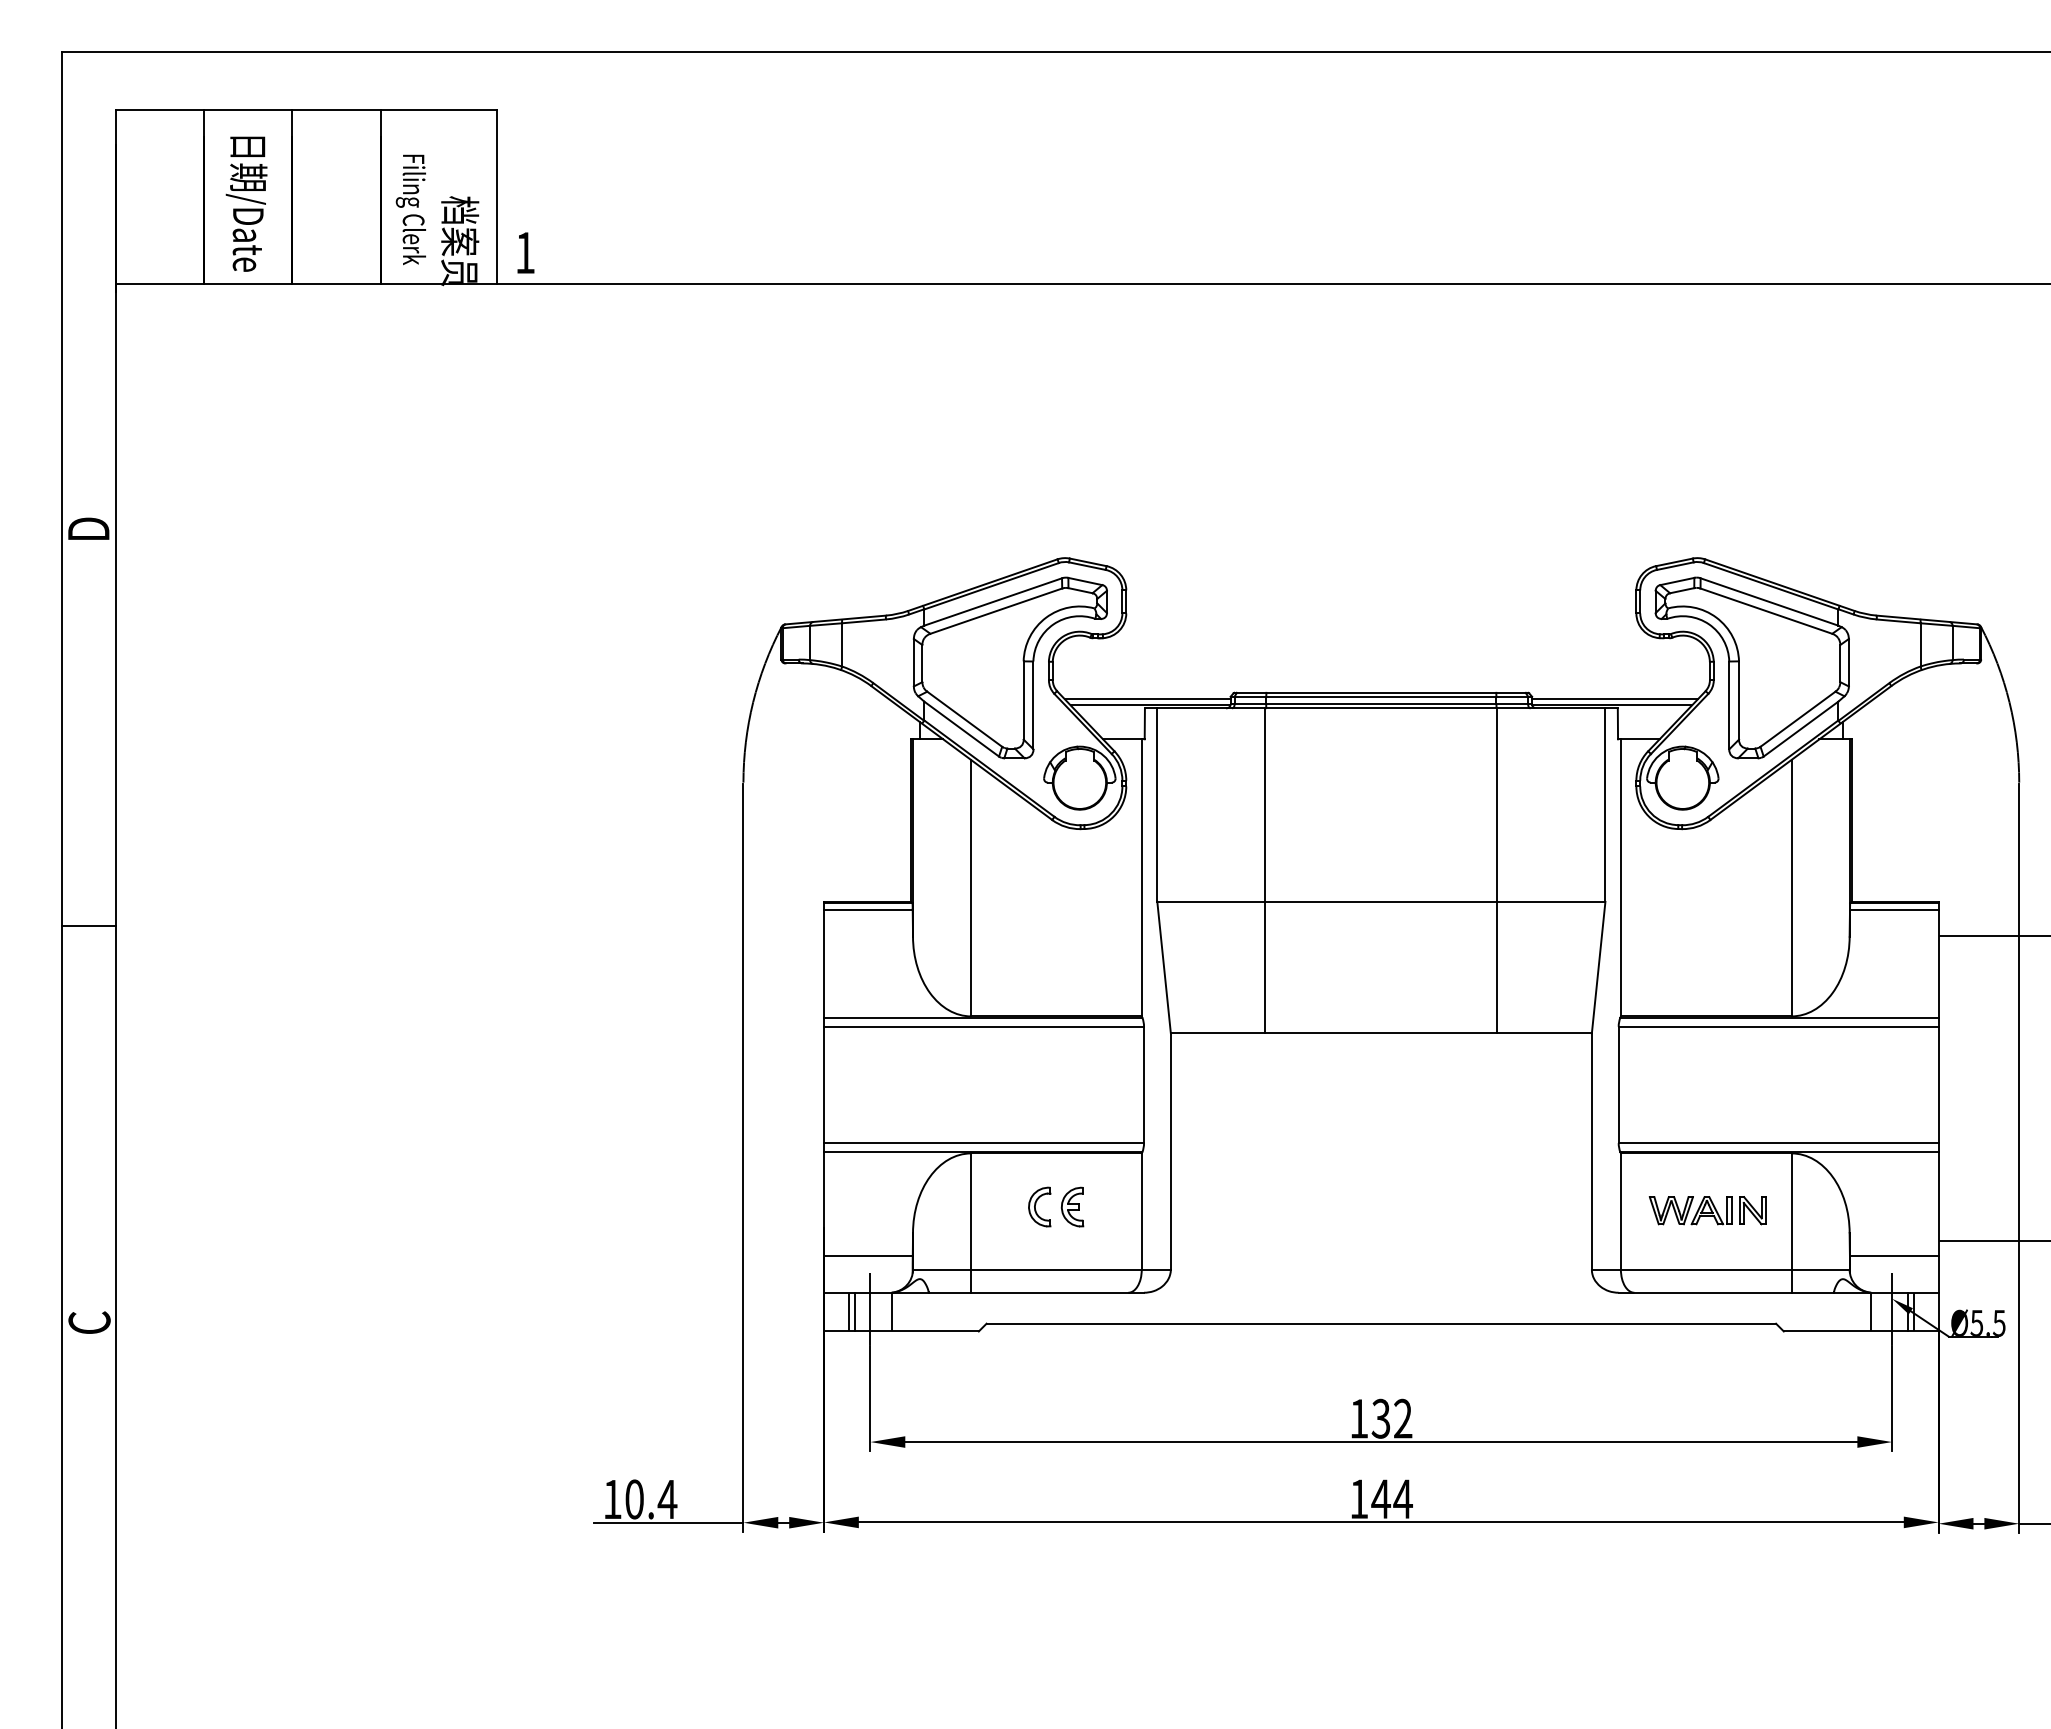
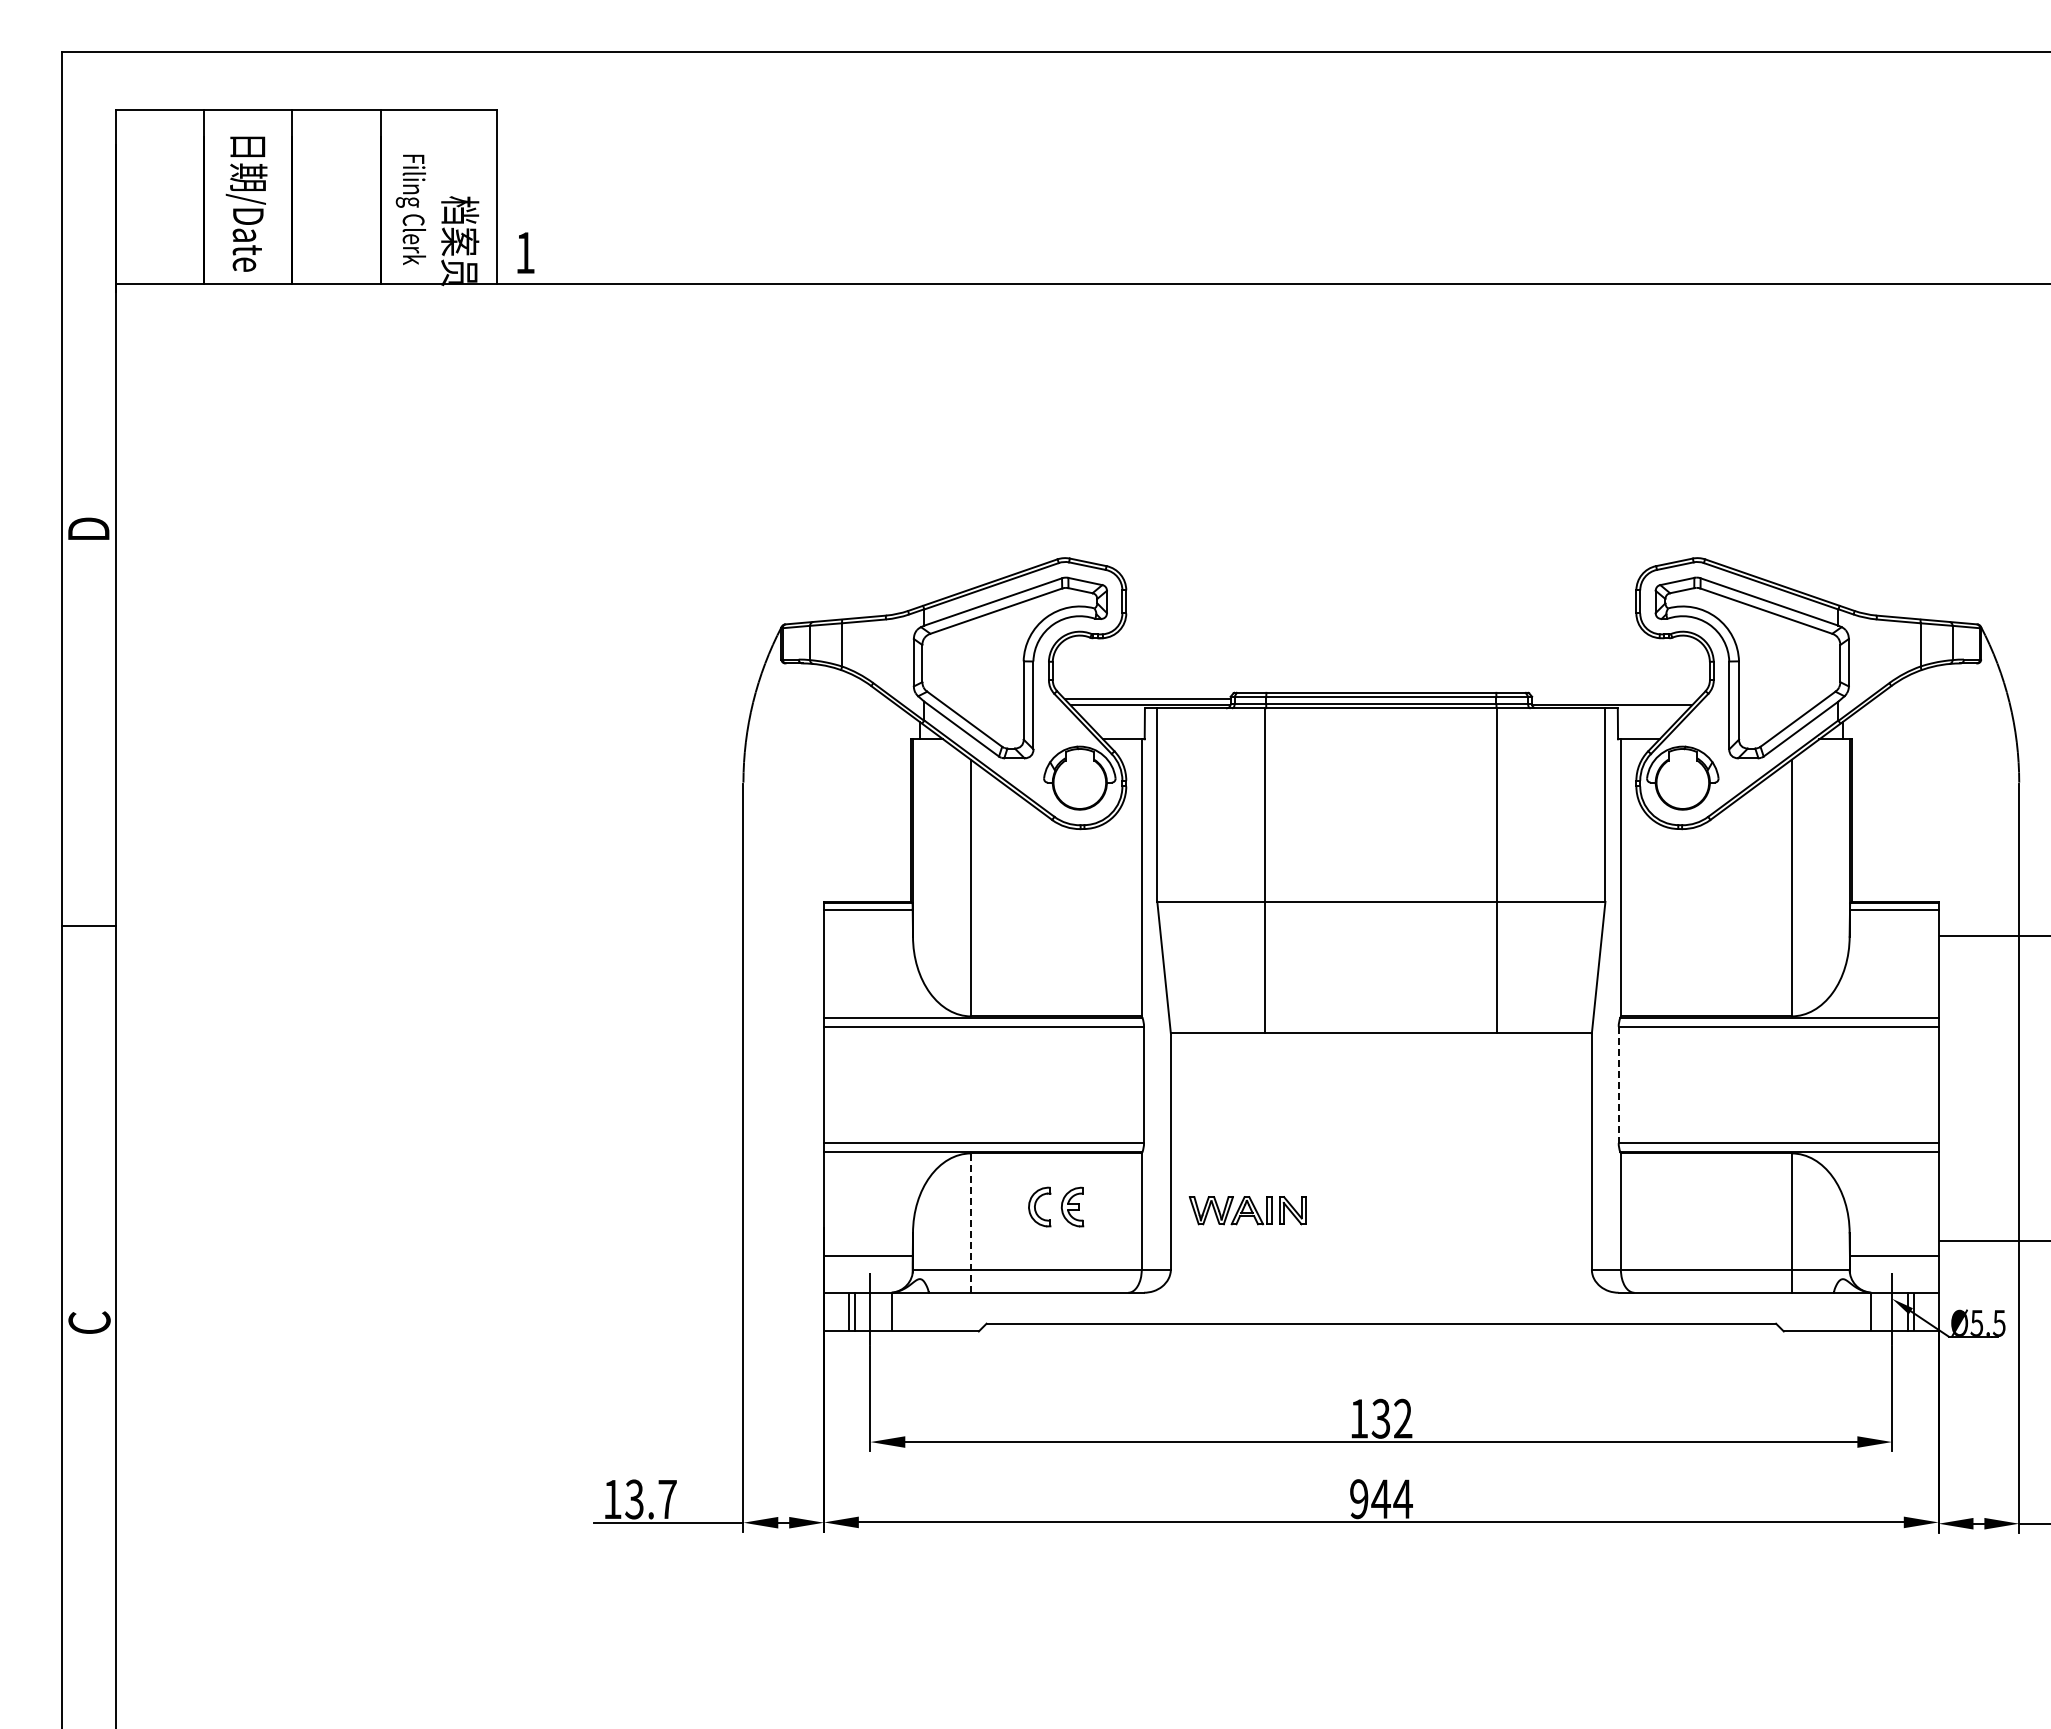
line: present -> none (1615, 699)
line: solid -> dashed (1618, 1085)
part position: (1707, 1210) -> (1247, 1210) (1247, 1210)
line: solid -> dashed (971, 1223)
text: 10.4 -> 13.7 (651, 1499)
text: 144 -> 944 (1359, 1499)
